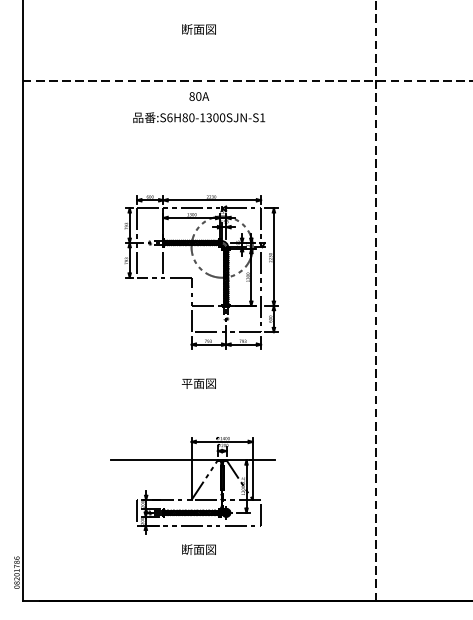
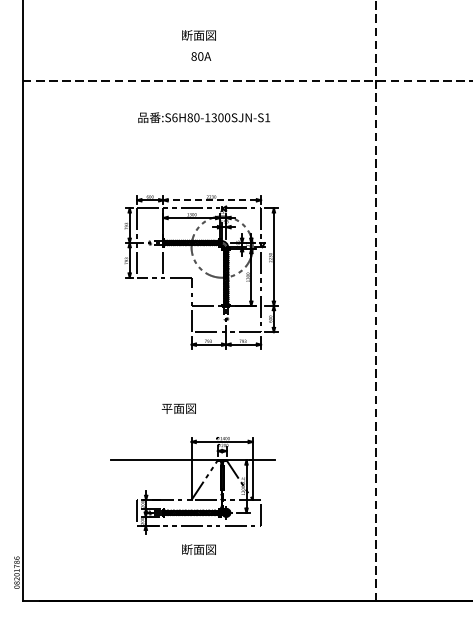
text position: (198, 29) -> (198, 35) (198, 35)
text position: (199, 96) -> (201, 56) (201, 56)
text position: (199, 117) -> (204, 117) (204, 117)
line: solid -> dashed (211, 200)
text position: (198, 383) -> (178, 408) (178, 408)
